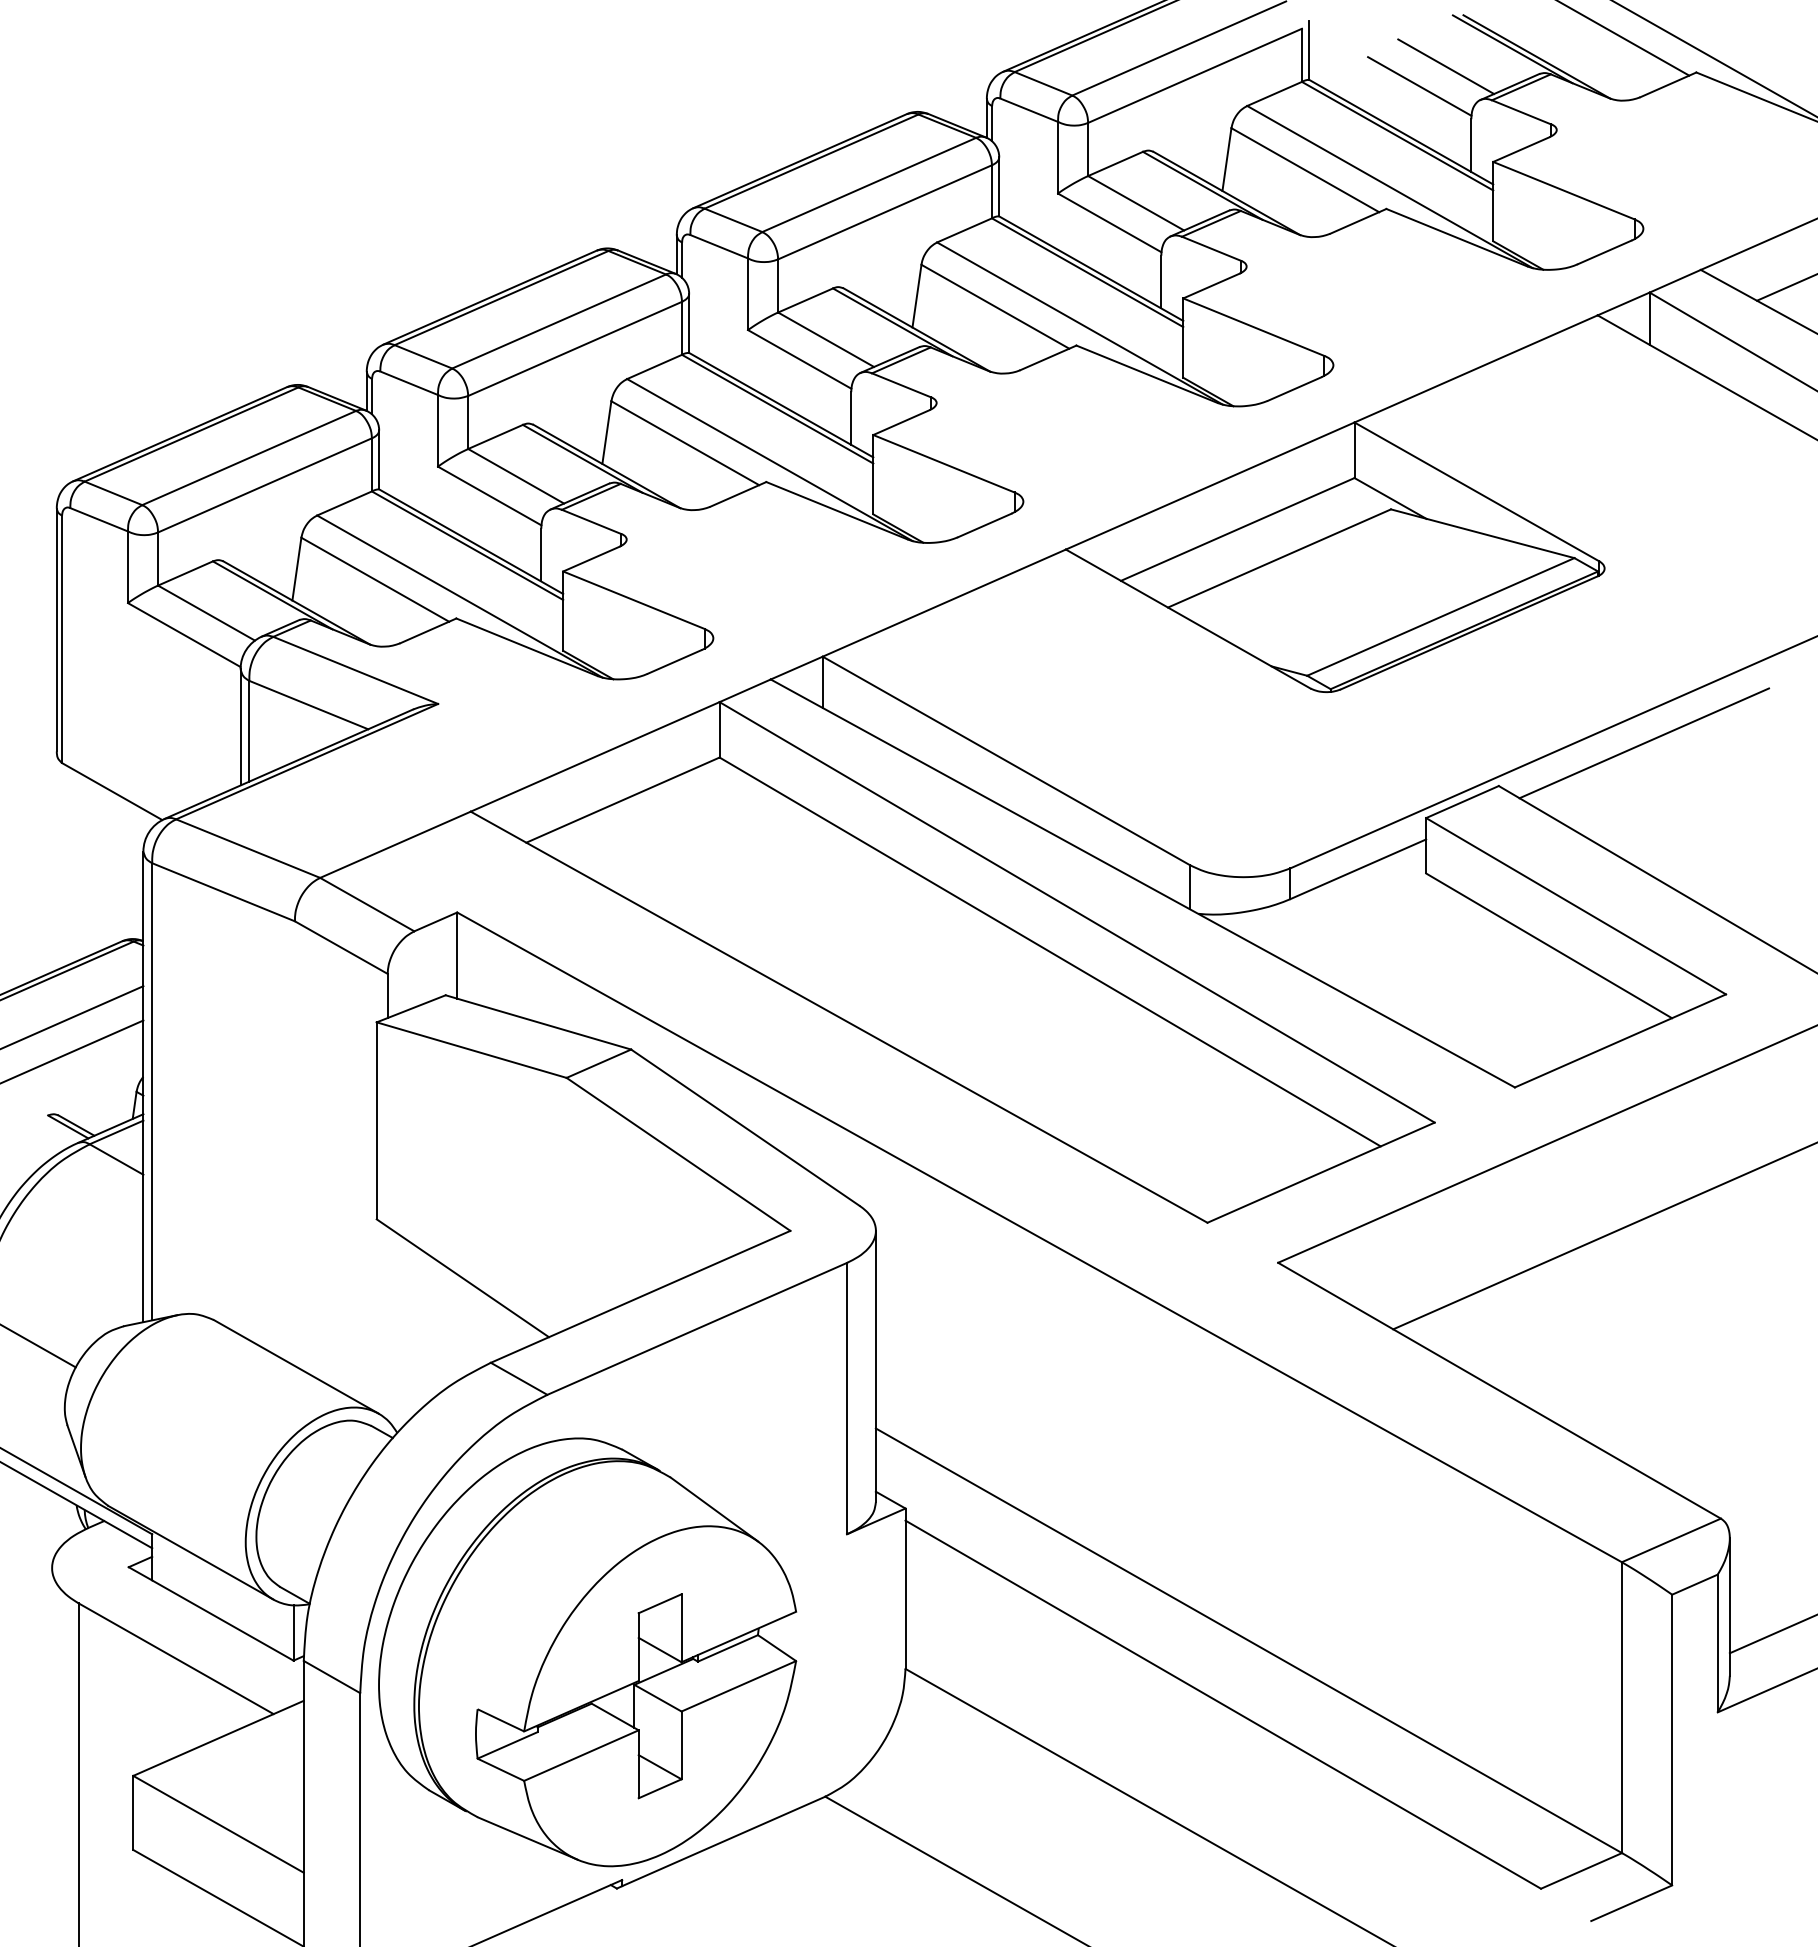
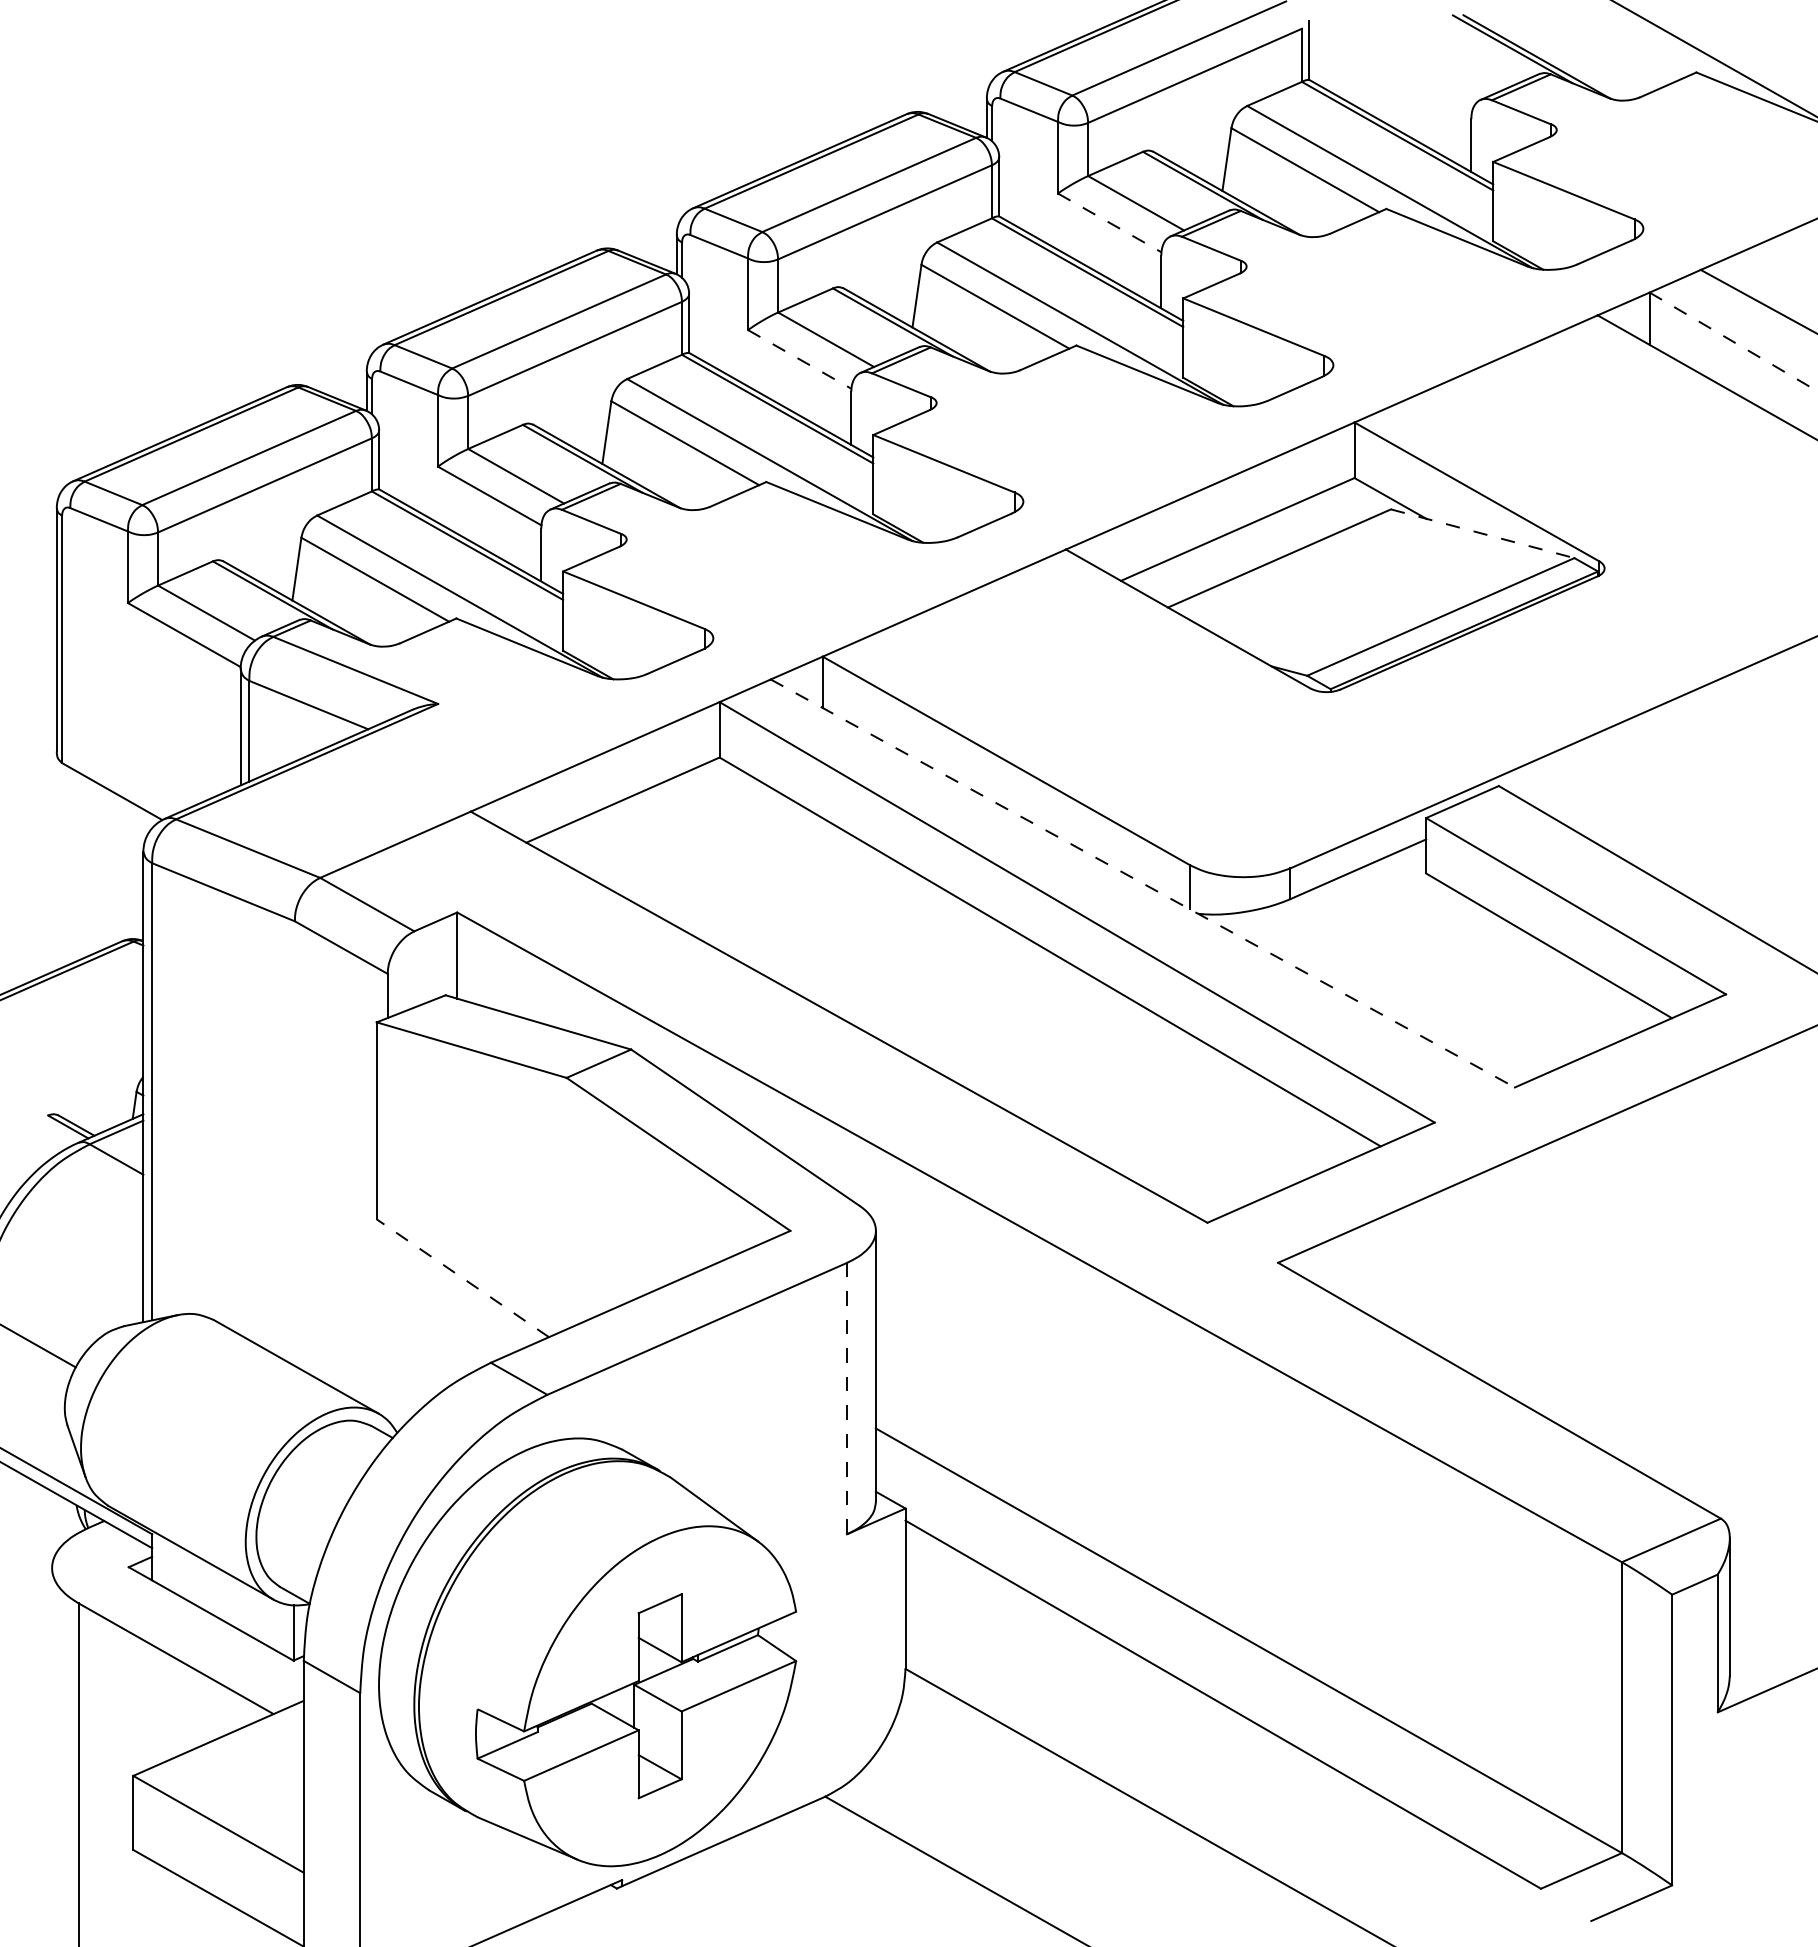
line: present -> none (1624, 38)
line: present -> none (1446, 66)
line: present -> none (1419, 86)
line: solid -> dashed (1110, 223)
line: present -> none (1785, 287)
line: solid -> dashed (1734, 342)
line: solid -> dashed (800, 359)
line: solid -> dashed (1482, 533)
line: present -> none (1644, 743)
line: solid -> dashed (1143, 883)
line: present -> none (72, 1017)
line: present -> none (72, 1051)
line: present -> none (1603, 1236)
line: solid -> dashed (462, 1277)
line: solid -> dashed (846, 1398)
line: present -> none (1771, 1634)
